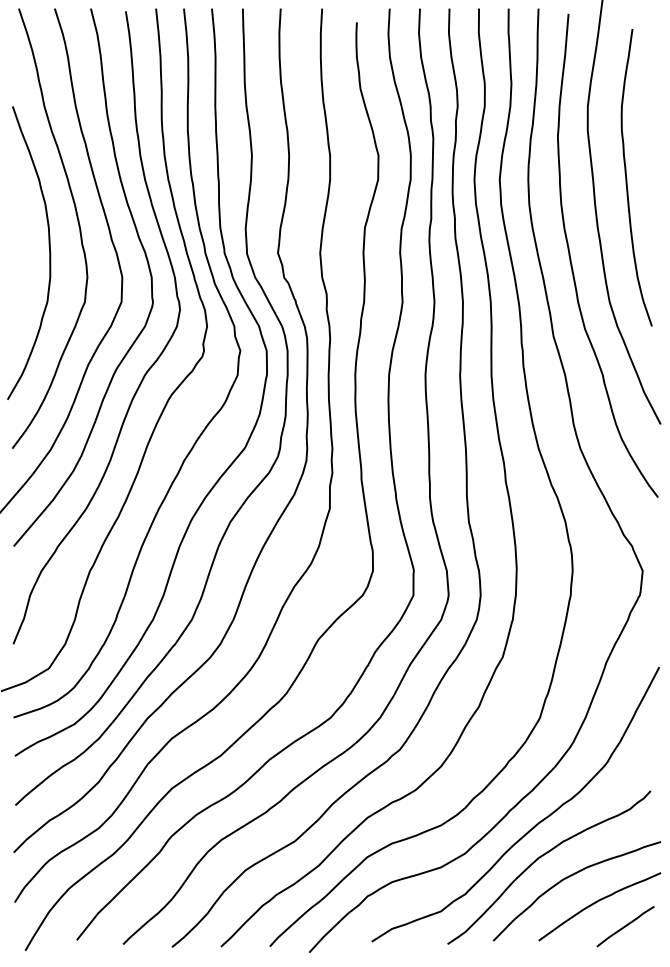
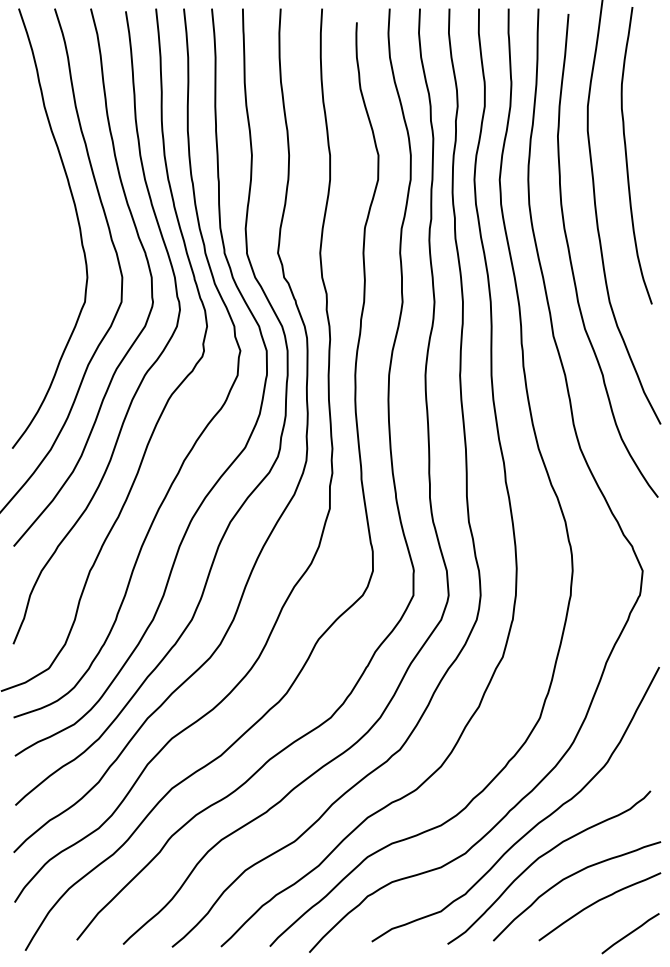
curve position: (627, 178) -> (627, 156) (627, 156)
curve: present -> none (49, 252)
line position: (625, 926) -> (630, 933) (630, 933)
